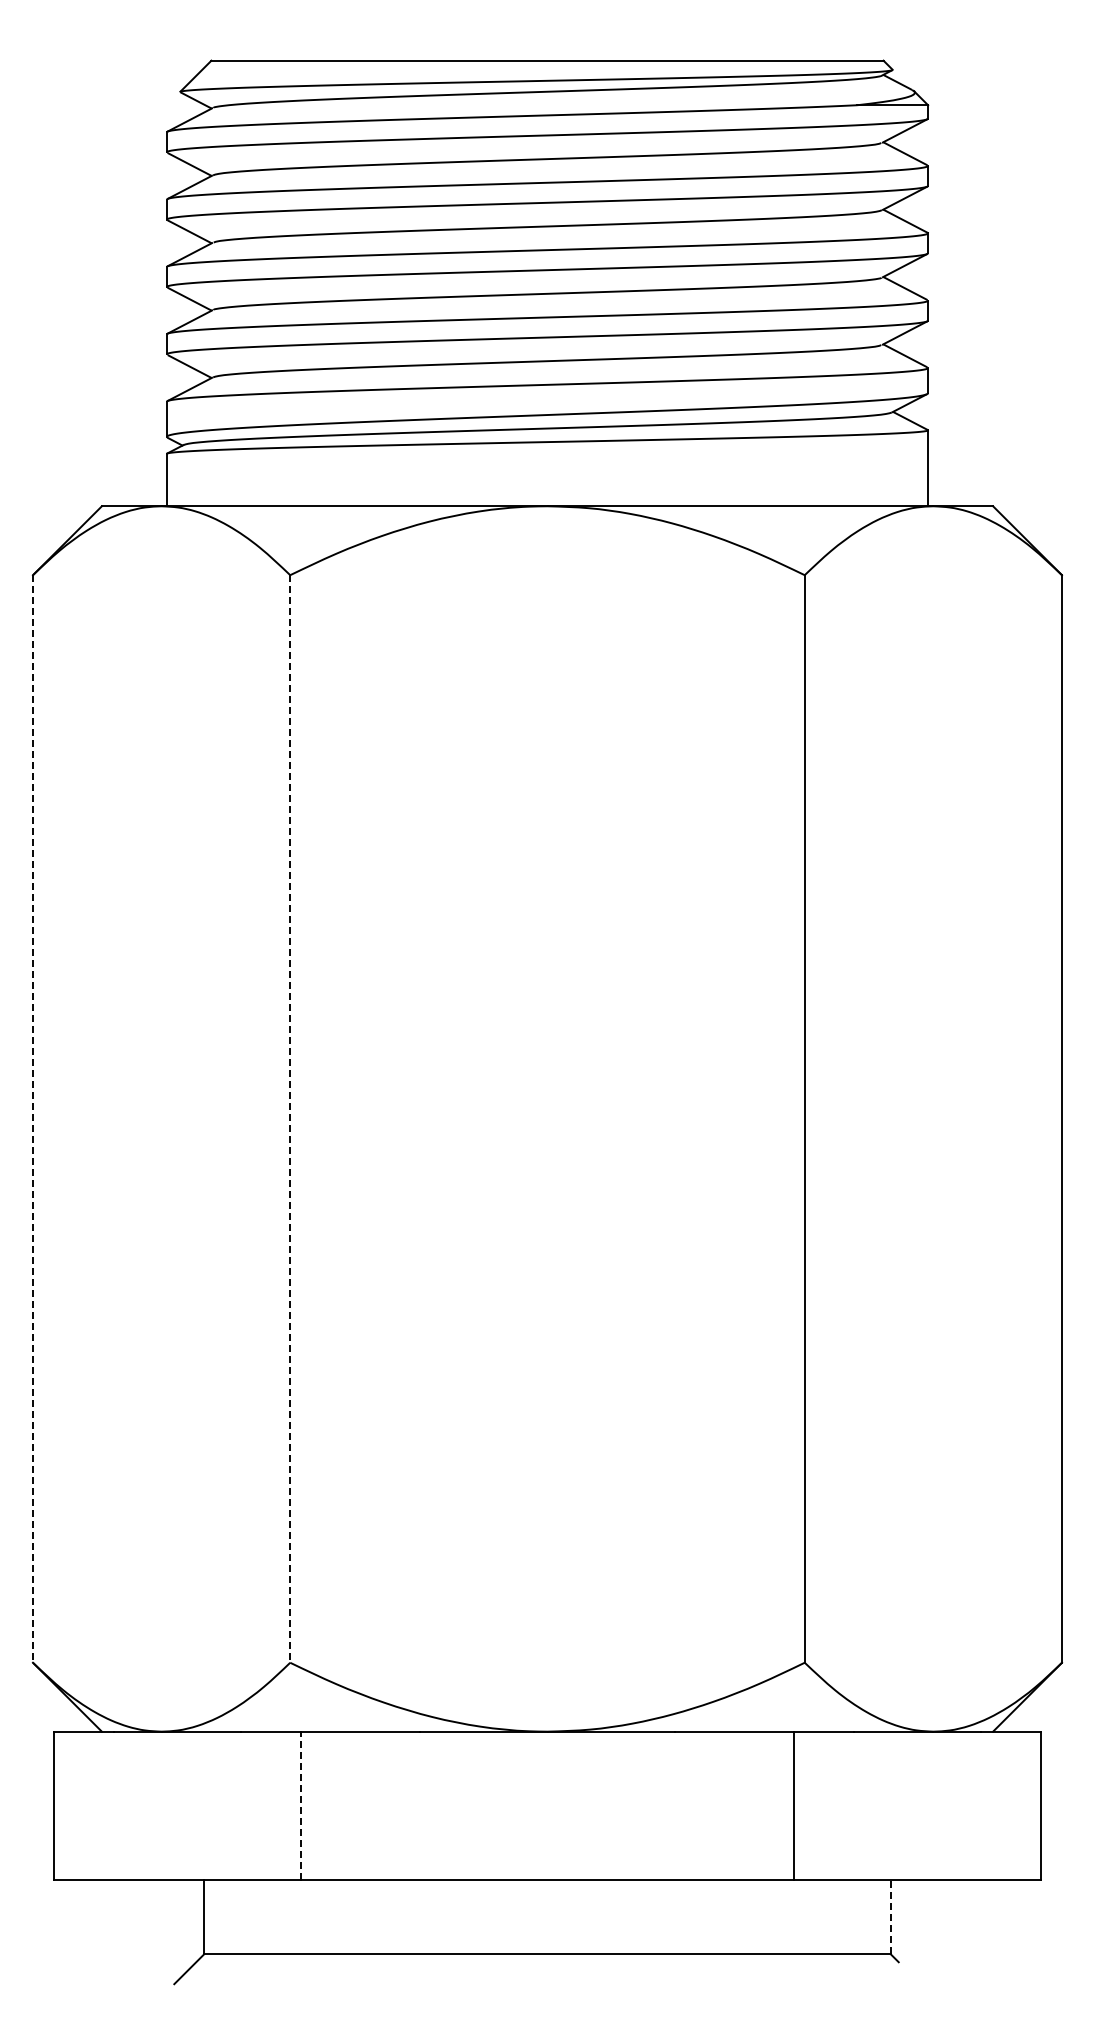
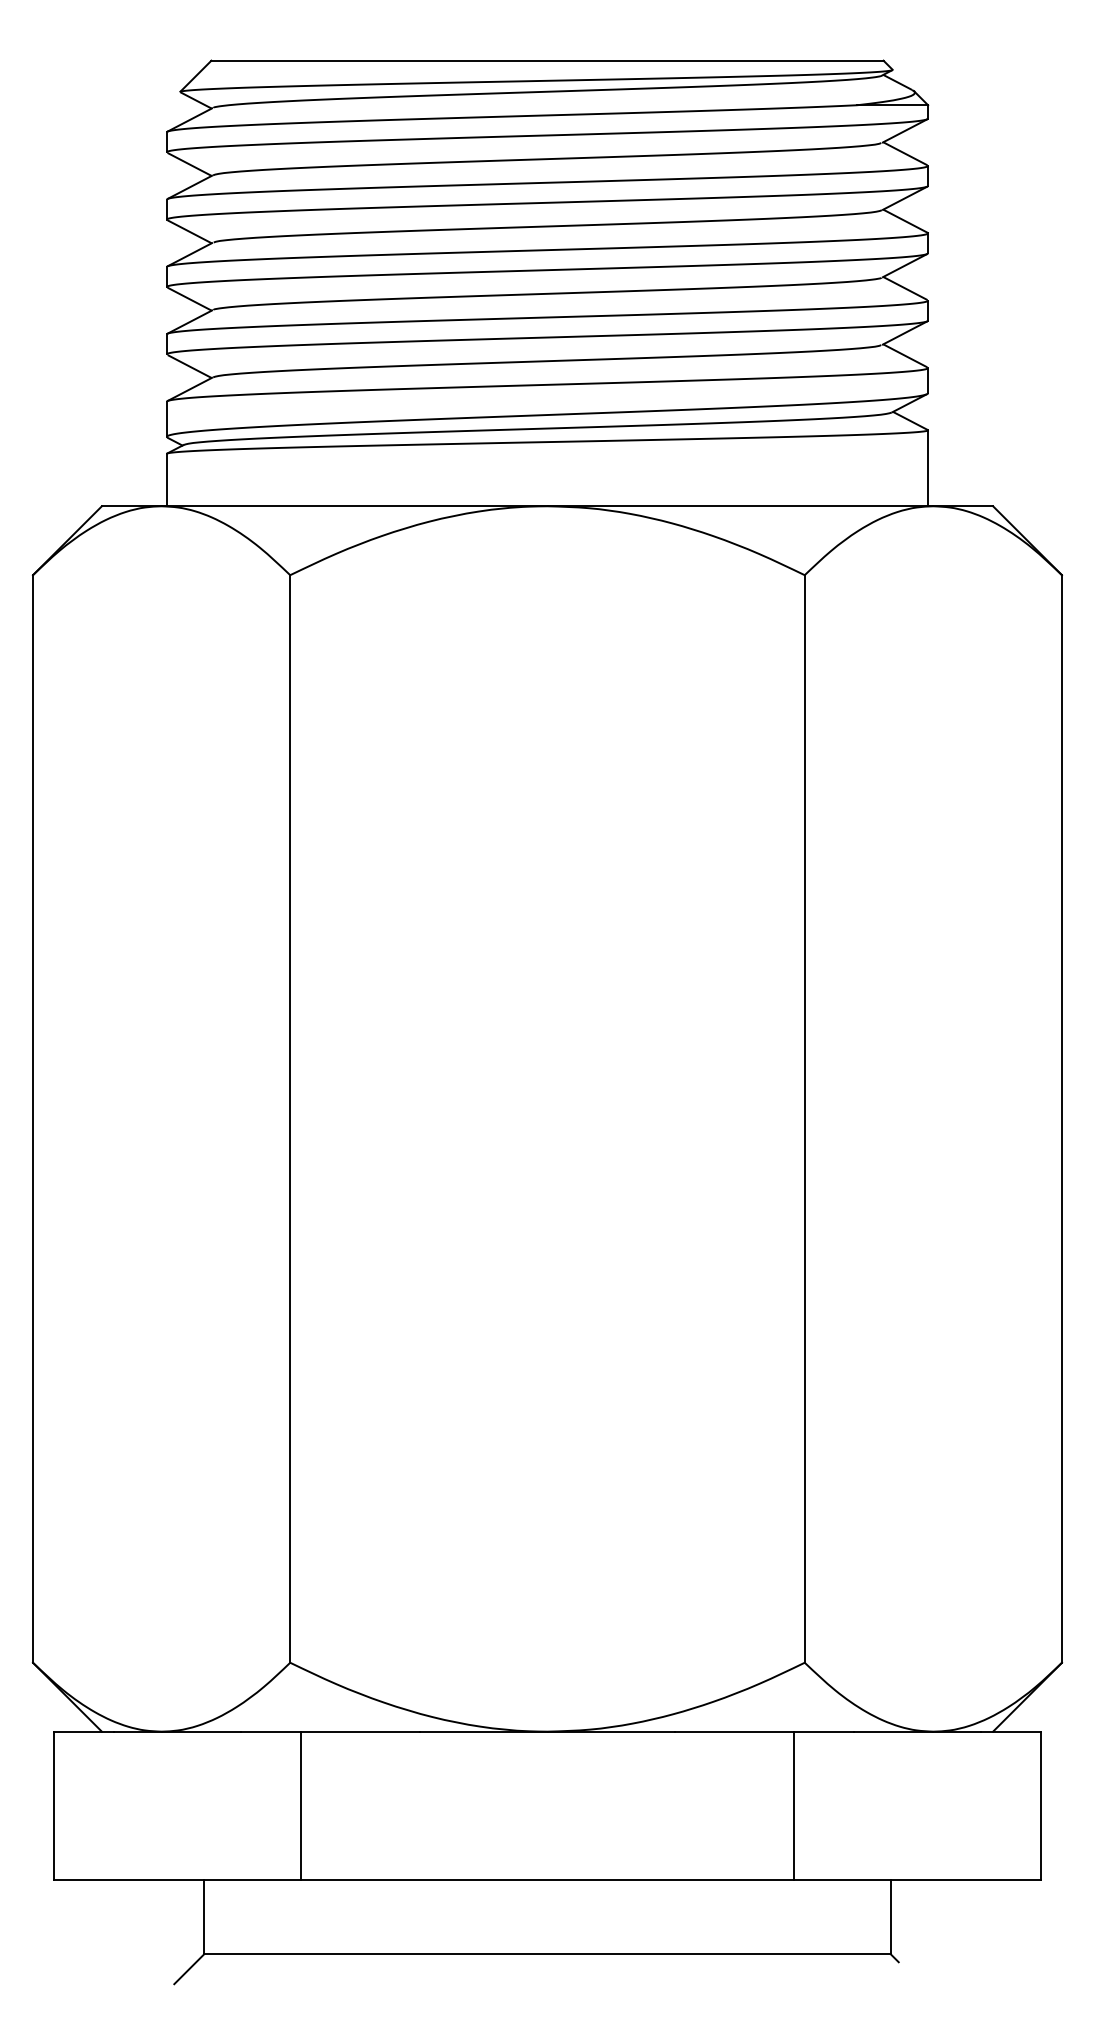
line: dashed -> solid (32, 1118)
line: dashed -> solid (290, 1118)
line: dashed -> solid (300, 1805)
line: dashed -> solid (890, 1916)
